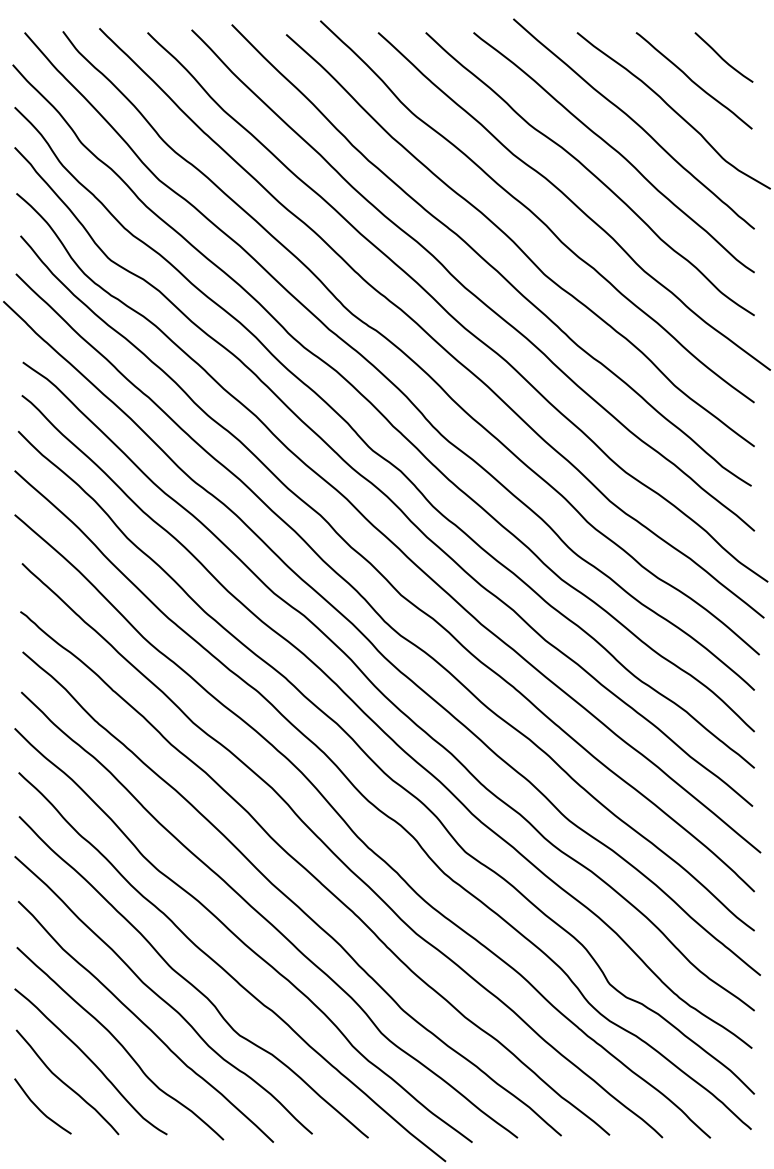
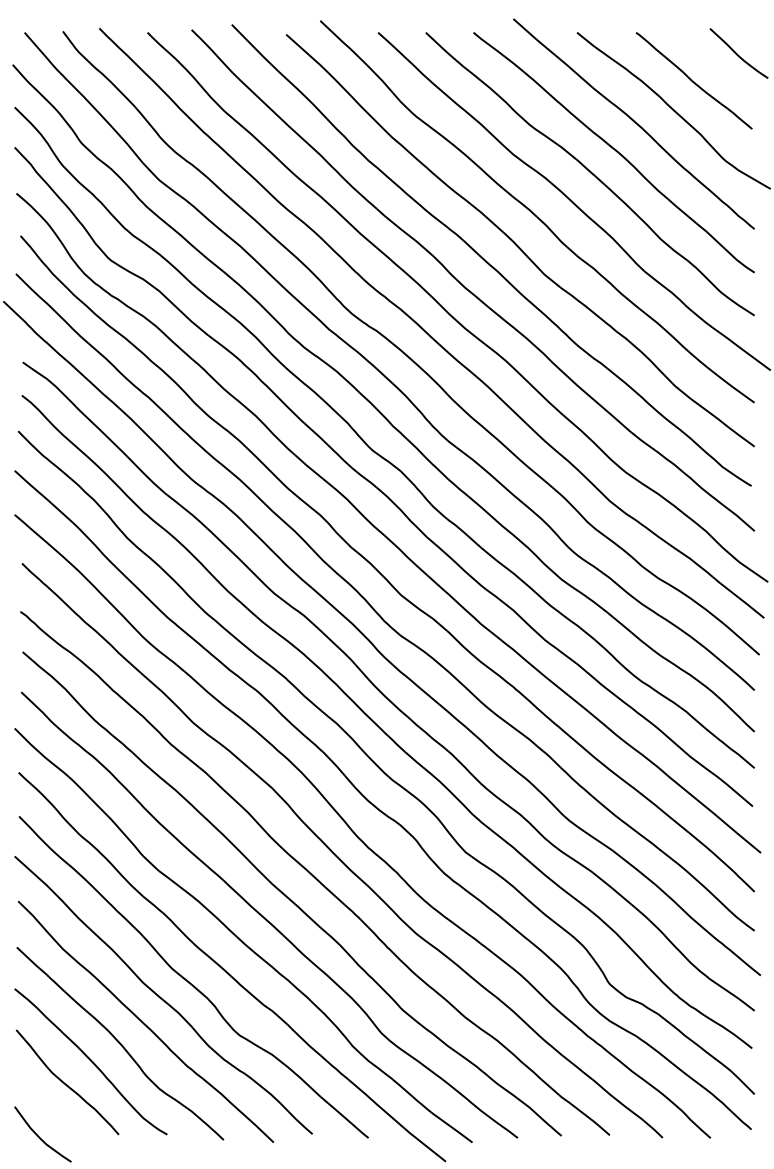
curve position: (722, 57) -> (737, 53) (737, 53)
curve position: (39, 1108) -> (39, 1136) (39, 1136)
